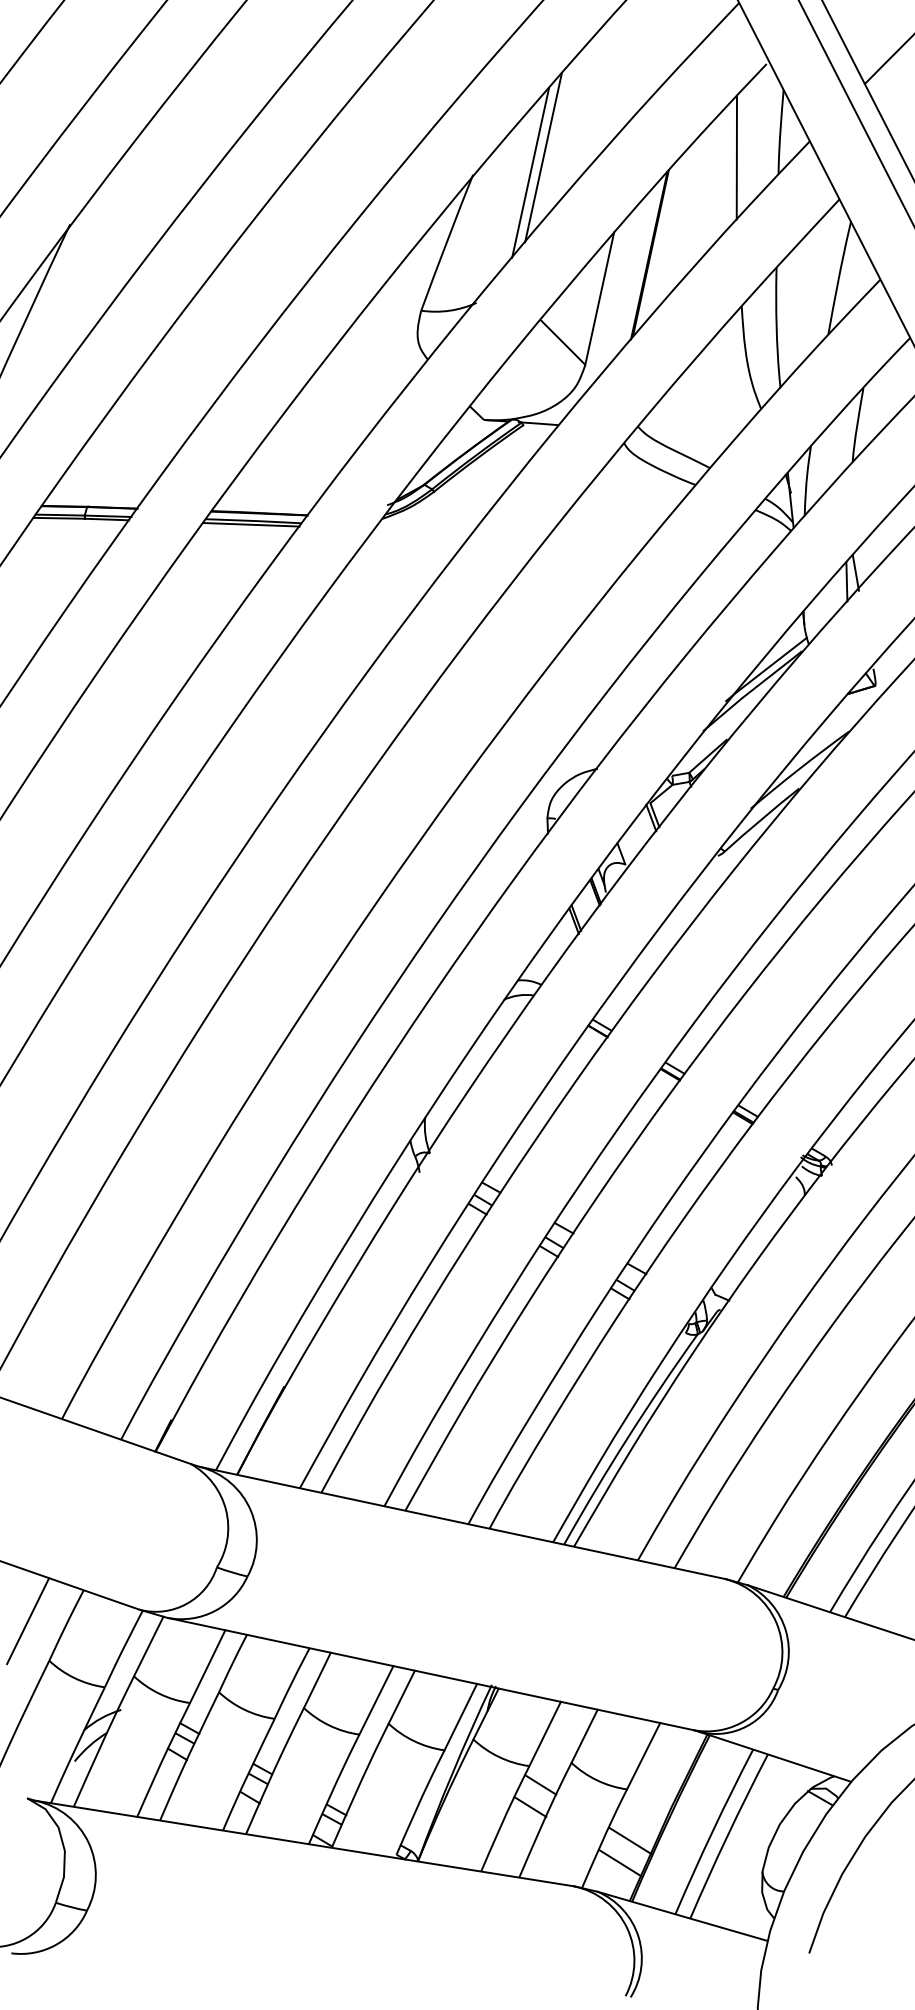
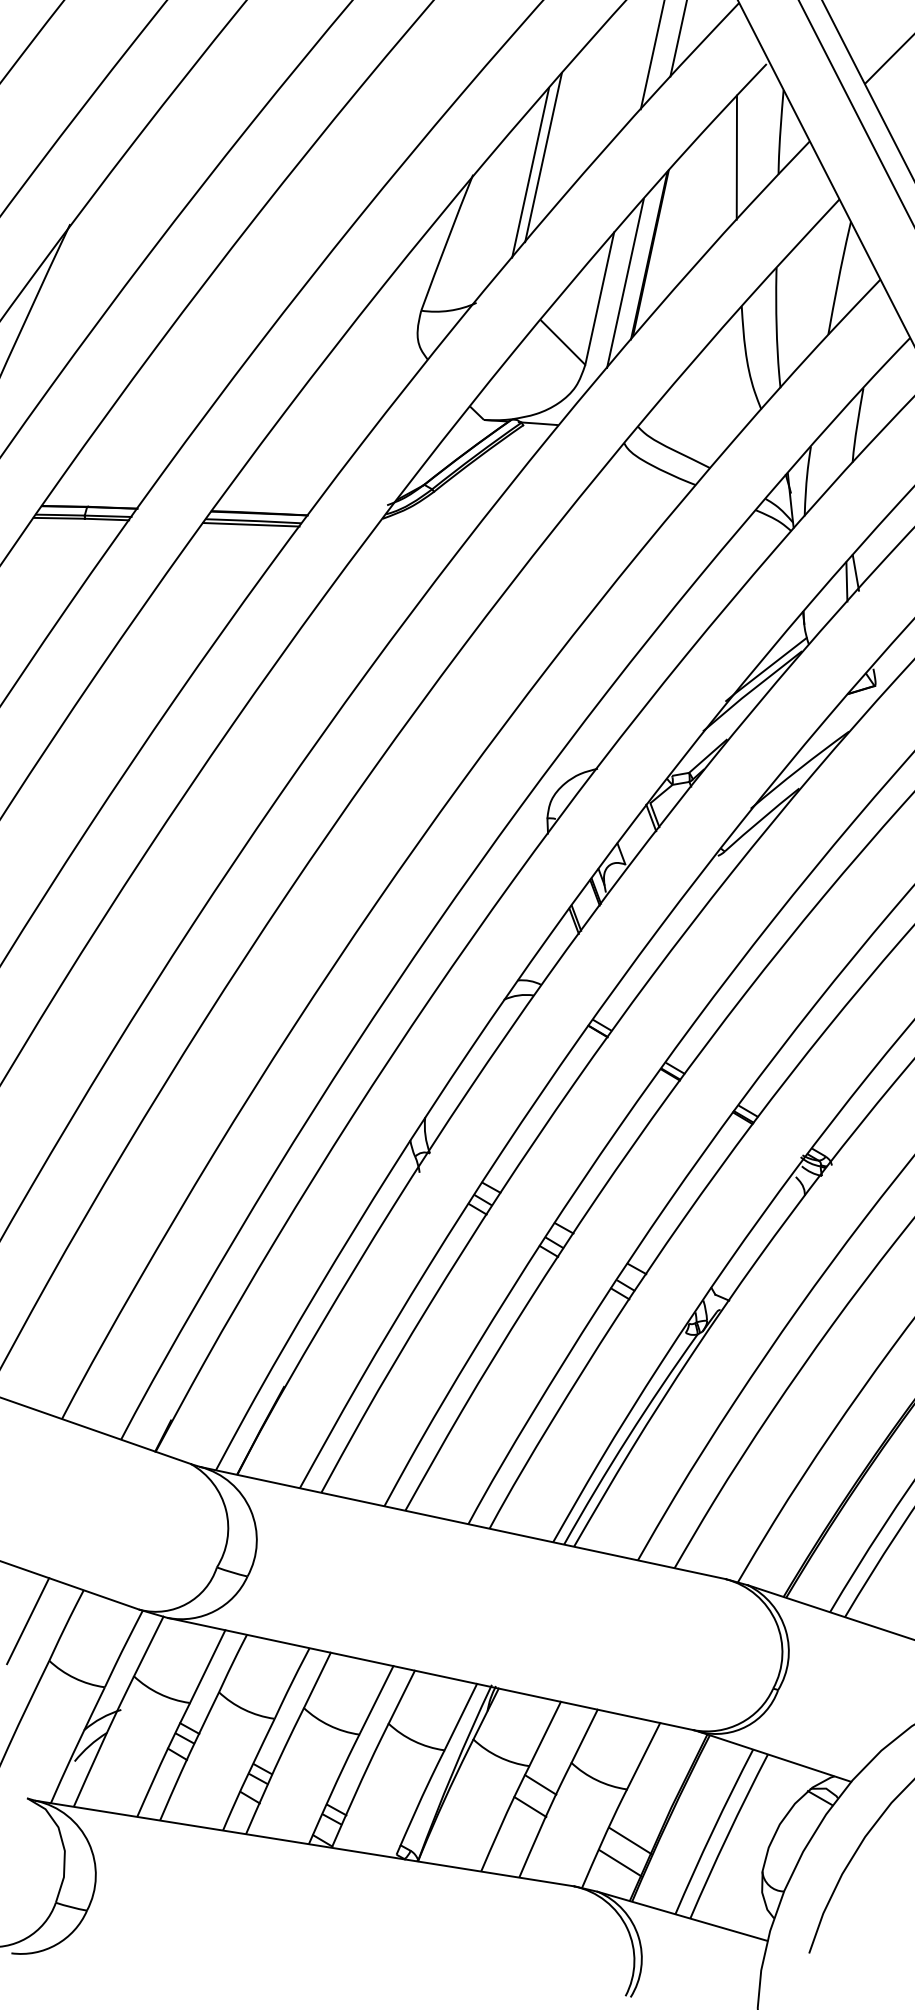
line: none -> present (678, 39)
line: none -> present (652, 55)
line: none -> present (625, 283)
